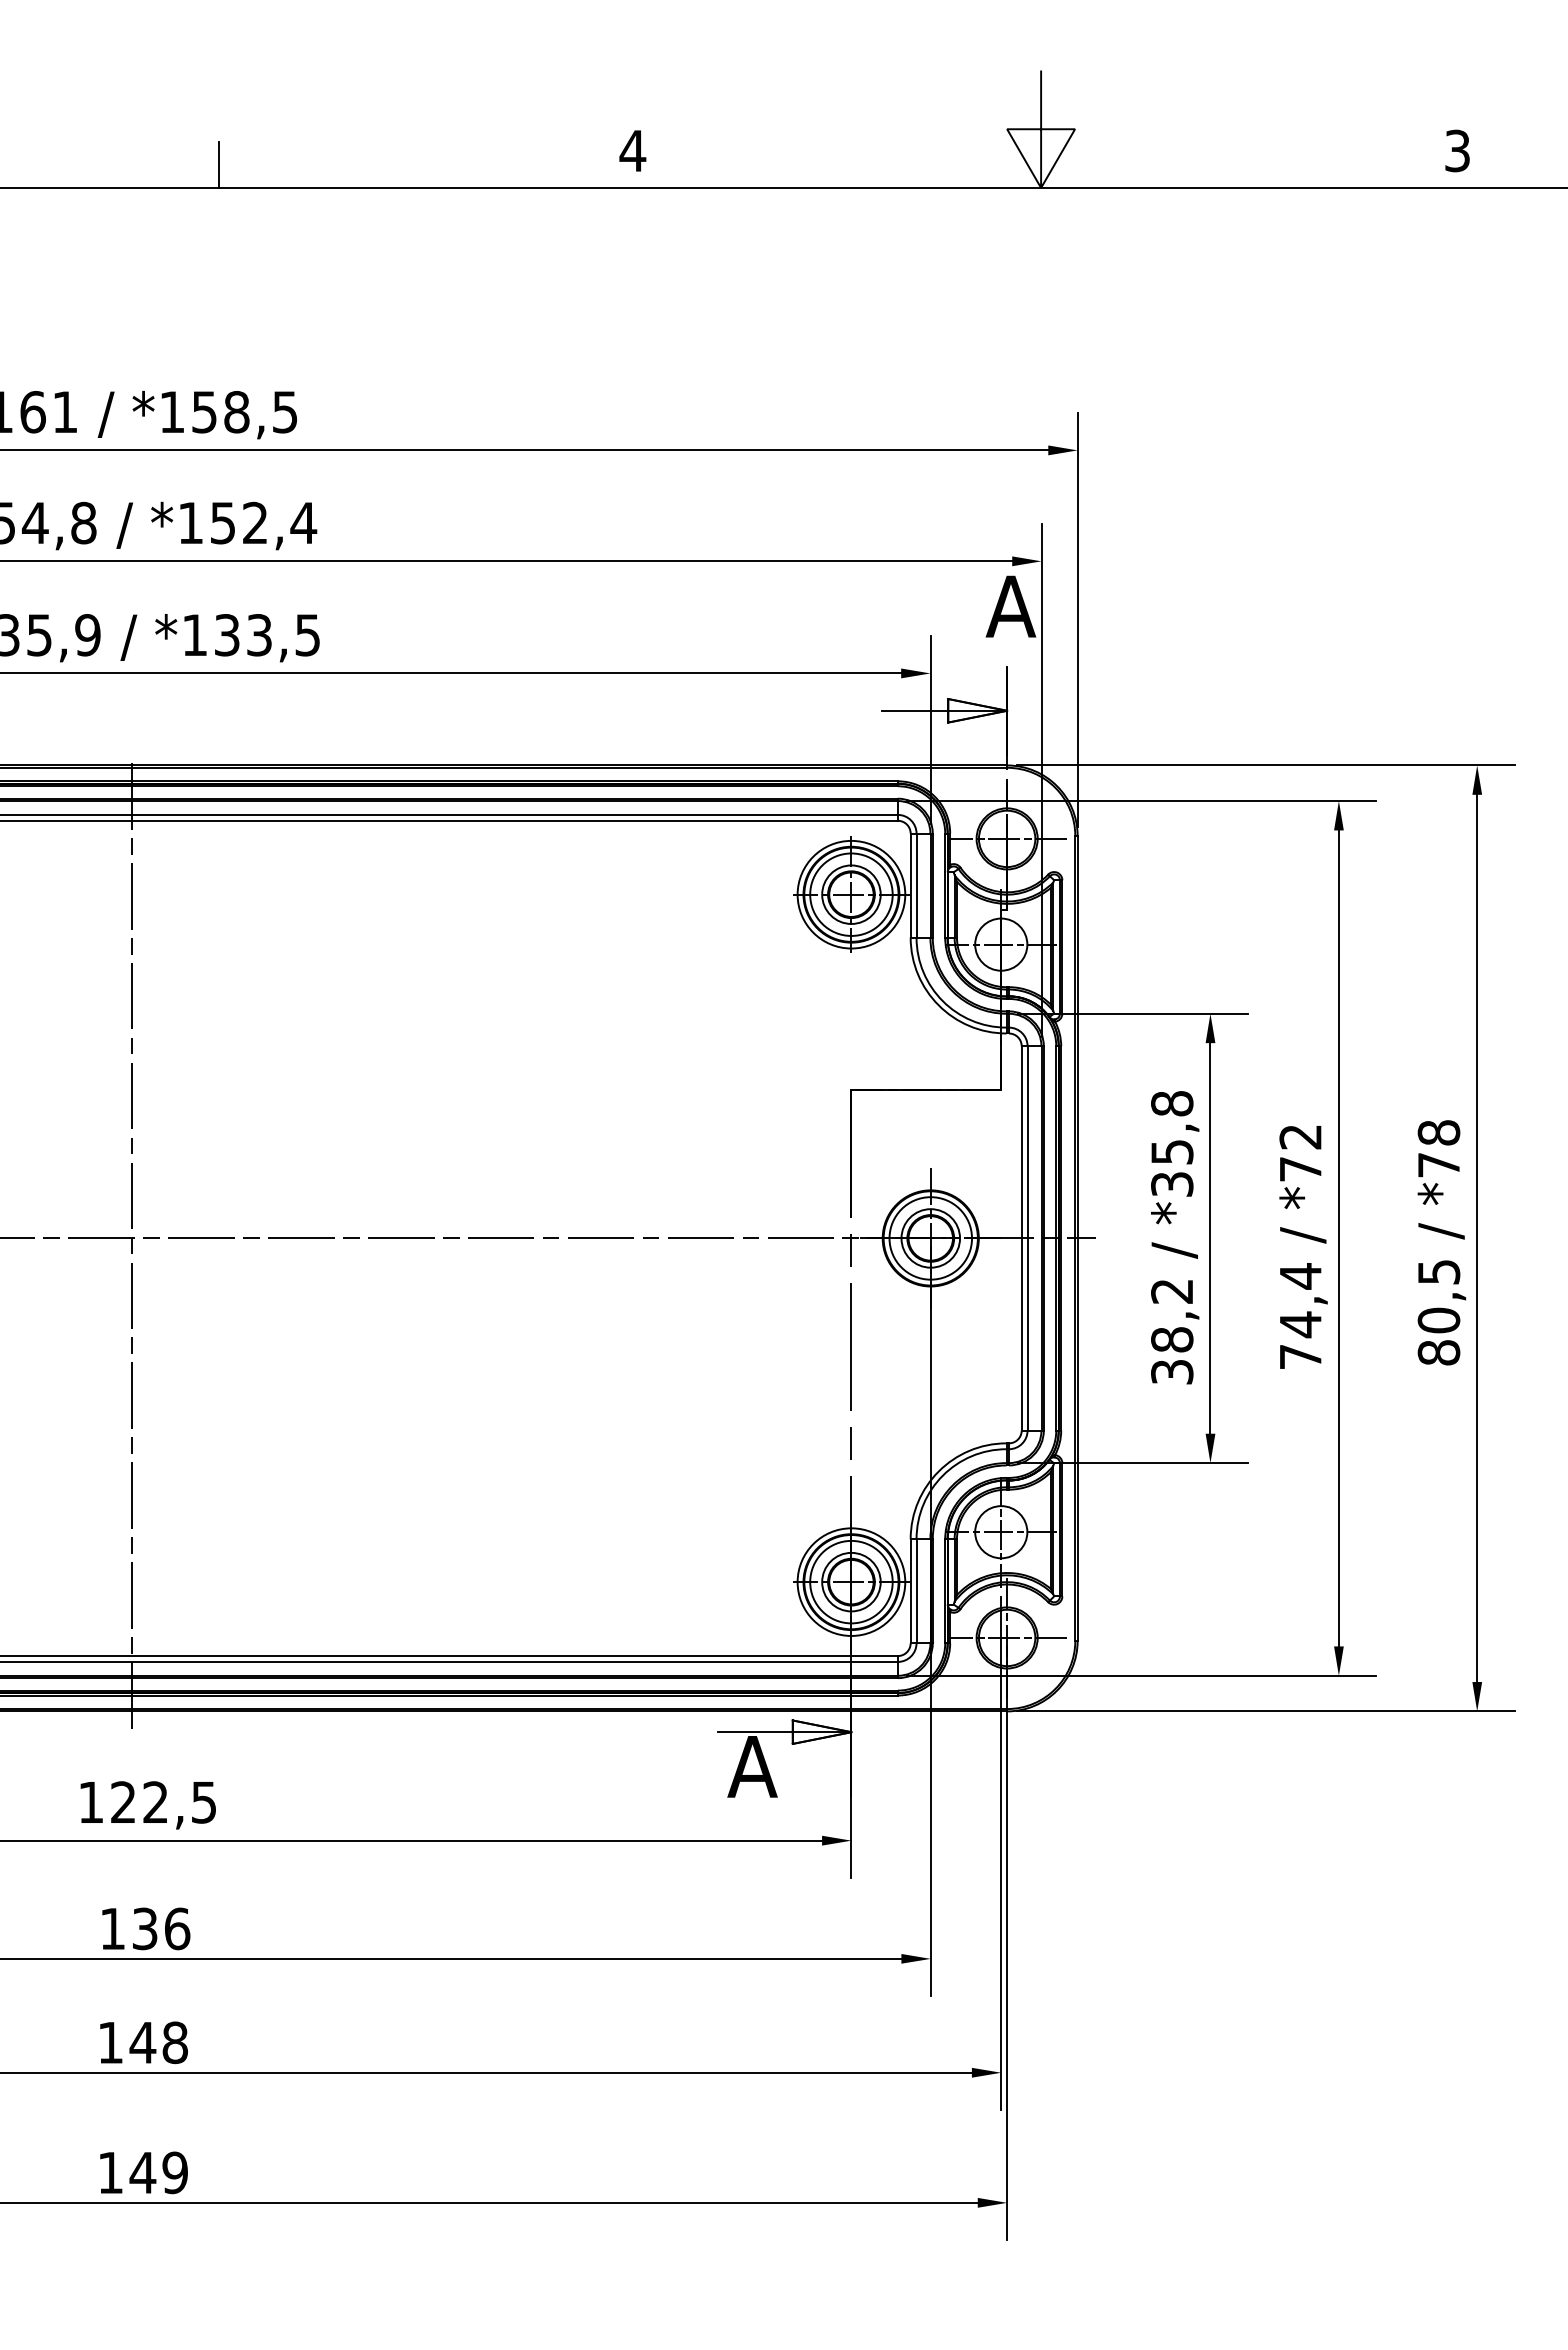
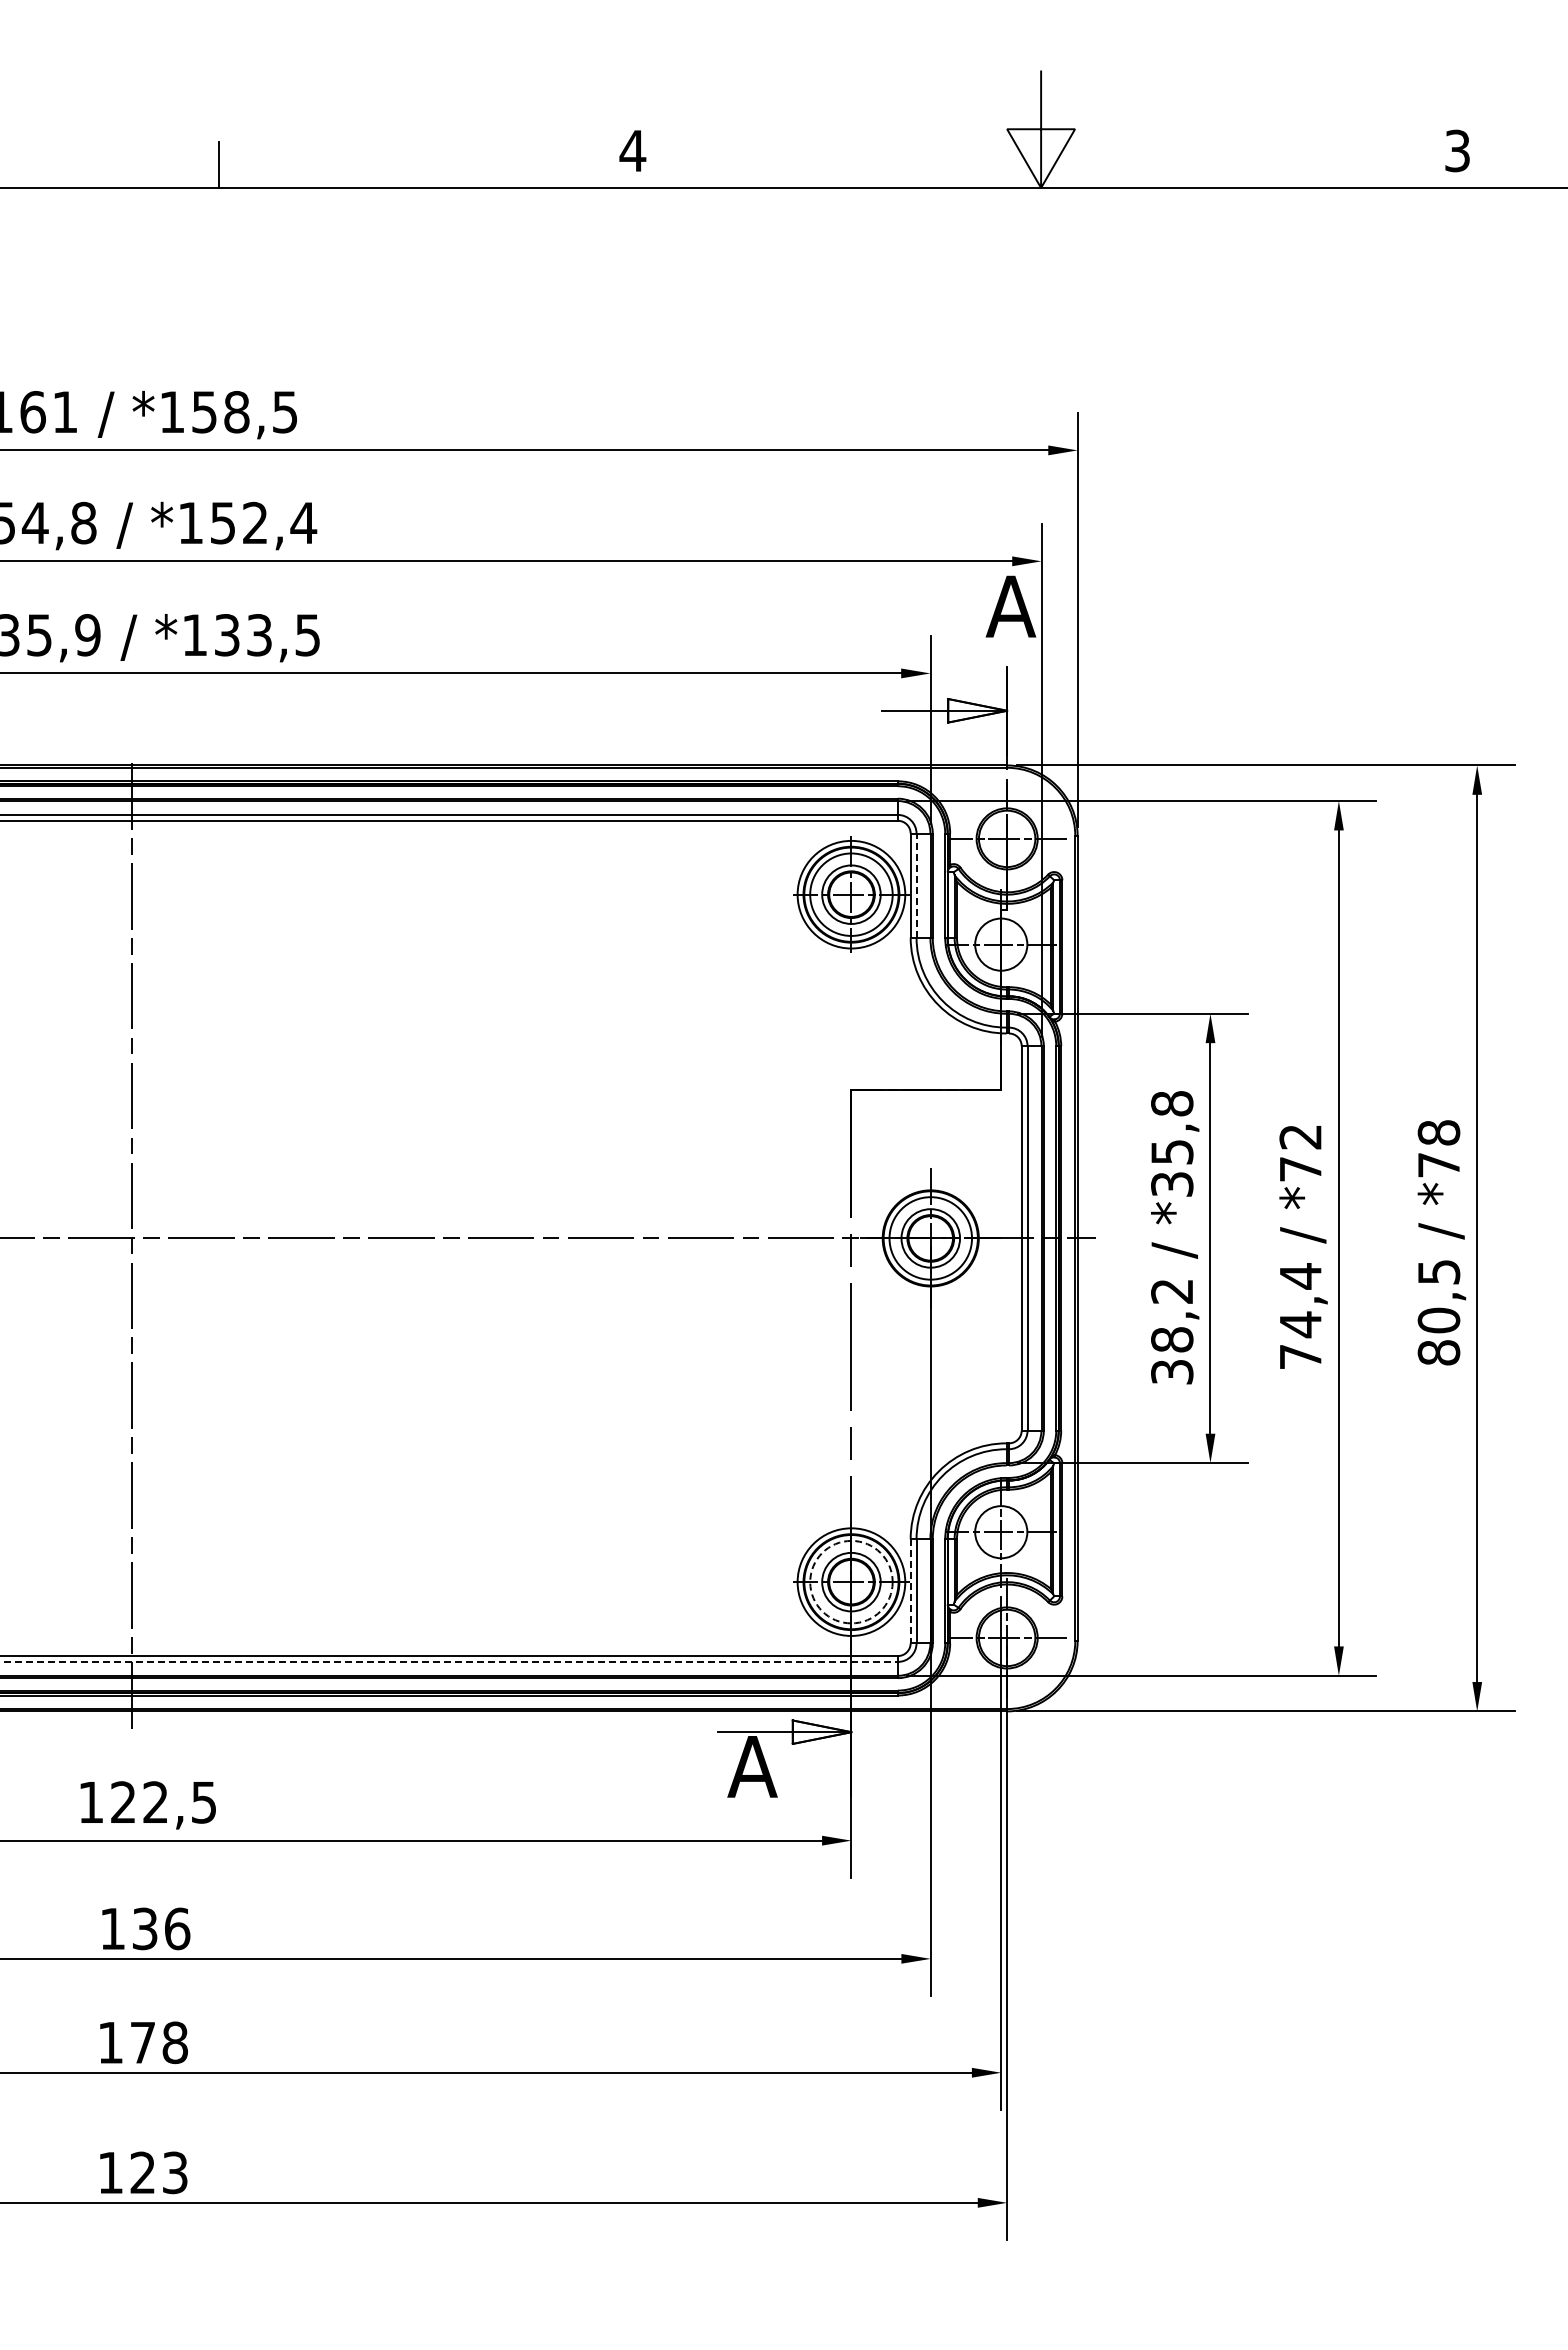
line: solid -> dashed (916, 885)
circle: solid -> dashed (851, 1581)
line: solid -> dashed (910, 1591)
line: solid -> dashed (449, 1661)
text: 148 -> 178 (142, 2042)
text: 149 -> 123 (158, 2172)
